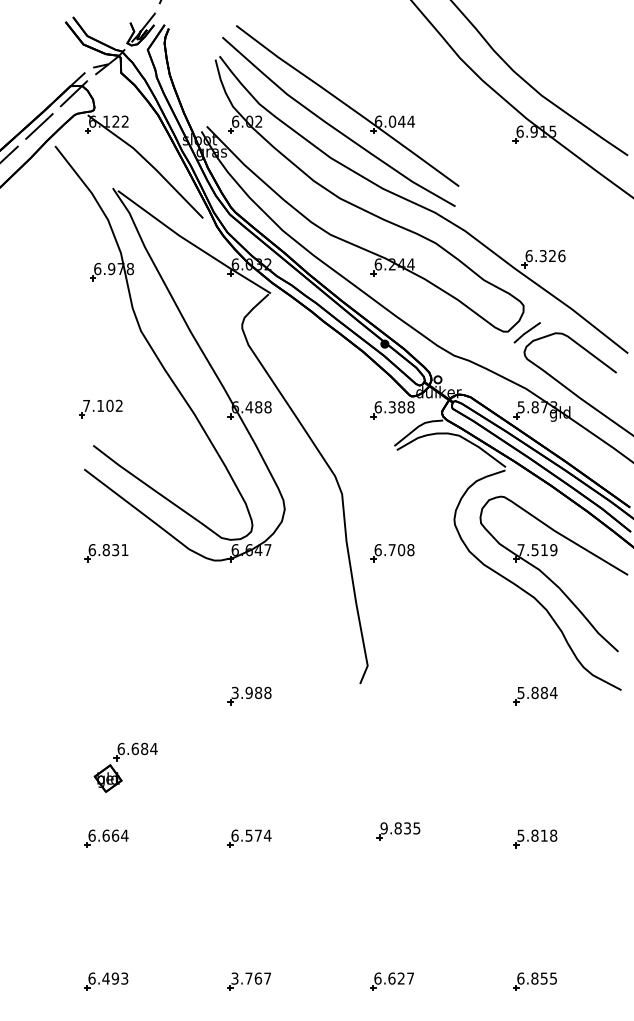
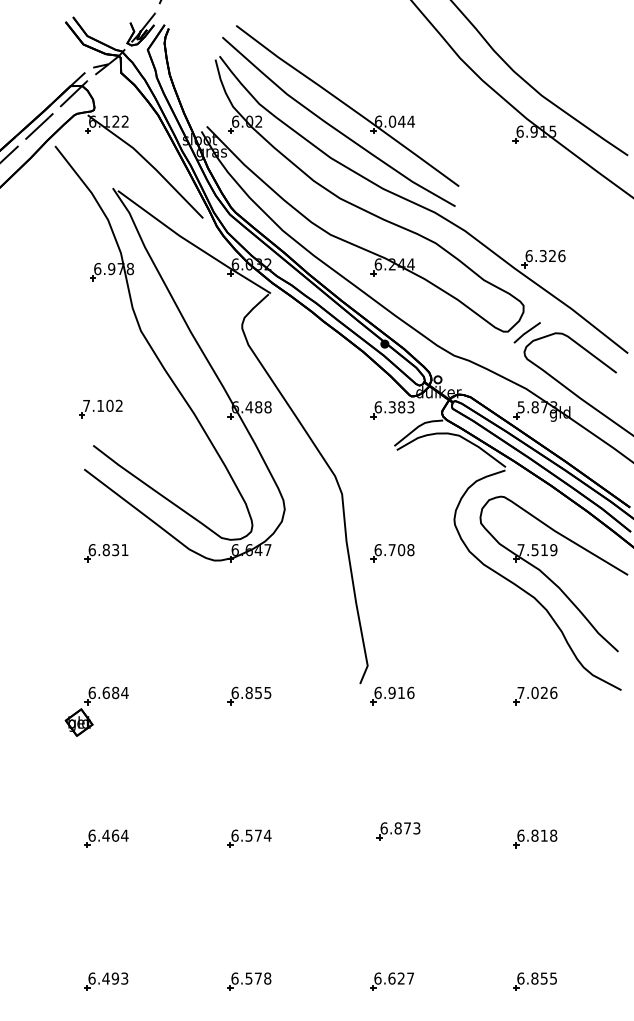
text: 6.388 -> 6.383 (410, 407)
text: 3.988 -> 6.855 (251, 692)
text: 5.884 -> 7.026 (537, 692)
part: none -> present (392, 695)
part position: (118, 772) -> (89, 716) (89, 716)
text: 9.835 -> 6.873 (400, 828)
text: 6.664 -> 6.464 (105, 835)
text: 5.818 -> 6.818 (520, 835)
text: 3.767 -> 6.578 (251, 978)
